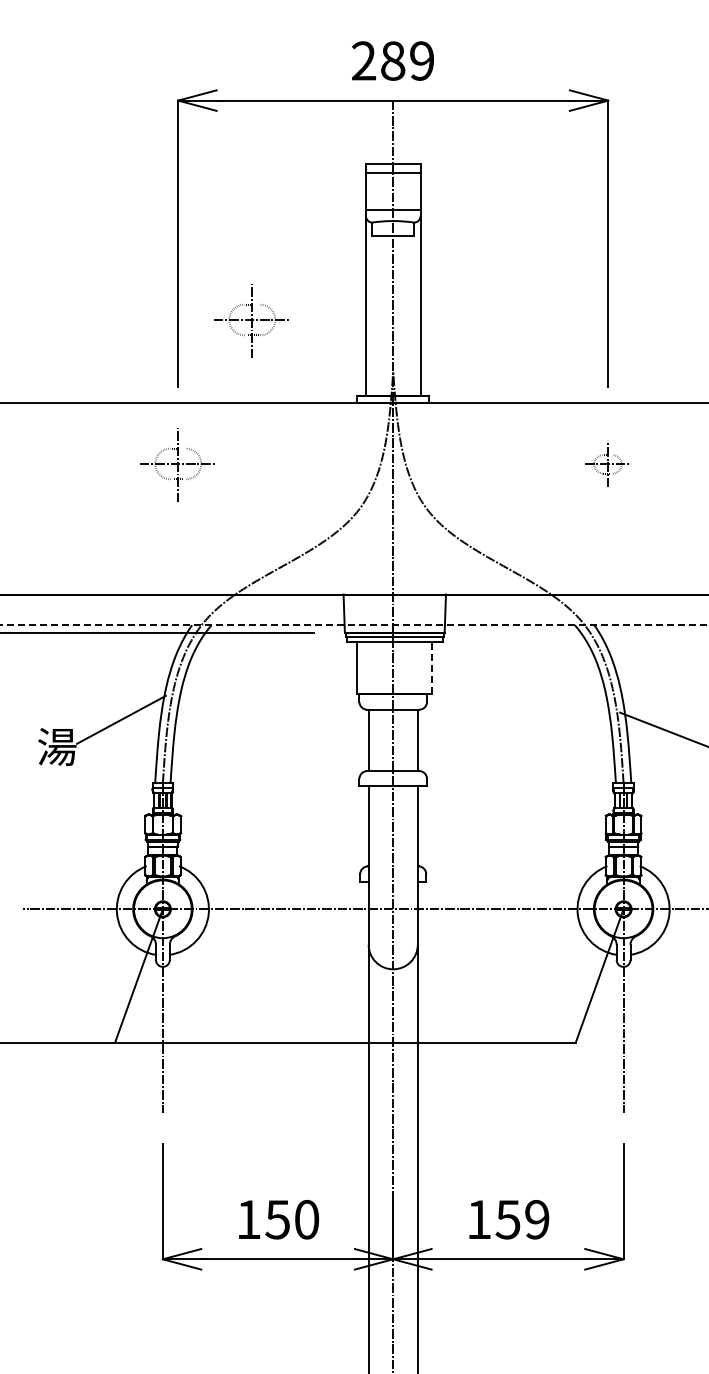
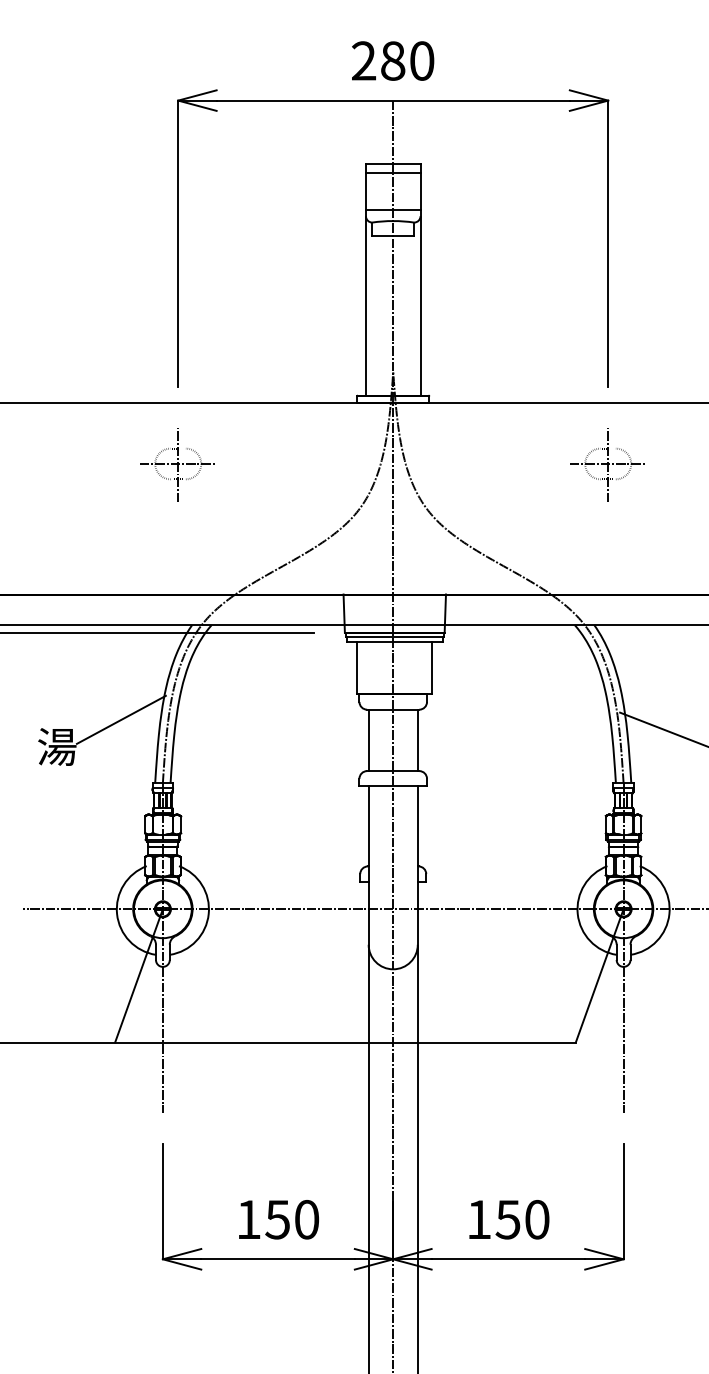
text: 289 -> 280 (422, 60)
part: present -> none (251, 320)
part size: 44x44 px -> 75x74 px (607, 464)
line: dashed -> solid (354, 625)
line: dashed -> solid (432, 667)
text: 159 -> 150 (537, 1219)
